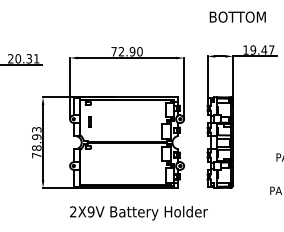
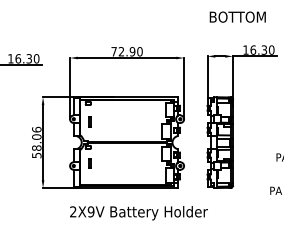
text: 19.47 -> 16.30 (262, 49)
text: 20.31 -> 16.30 (23, 58)
text: 78.93 -> 58.06 (36, 142)
part: none -> present (89, 163)
